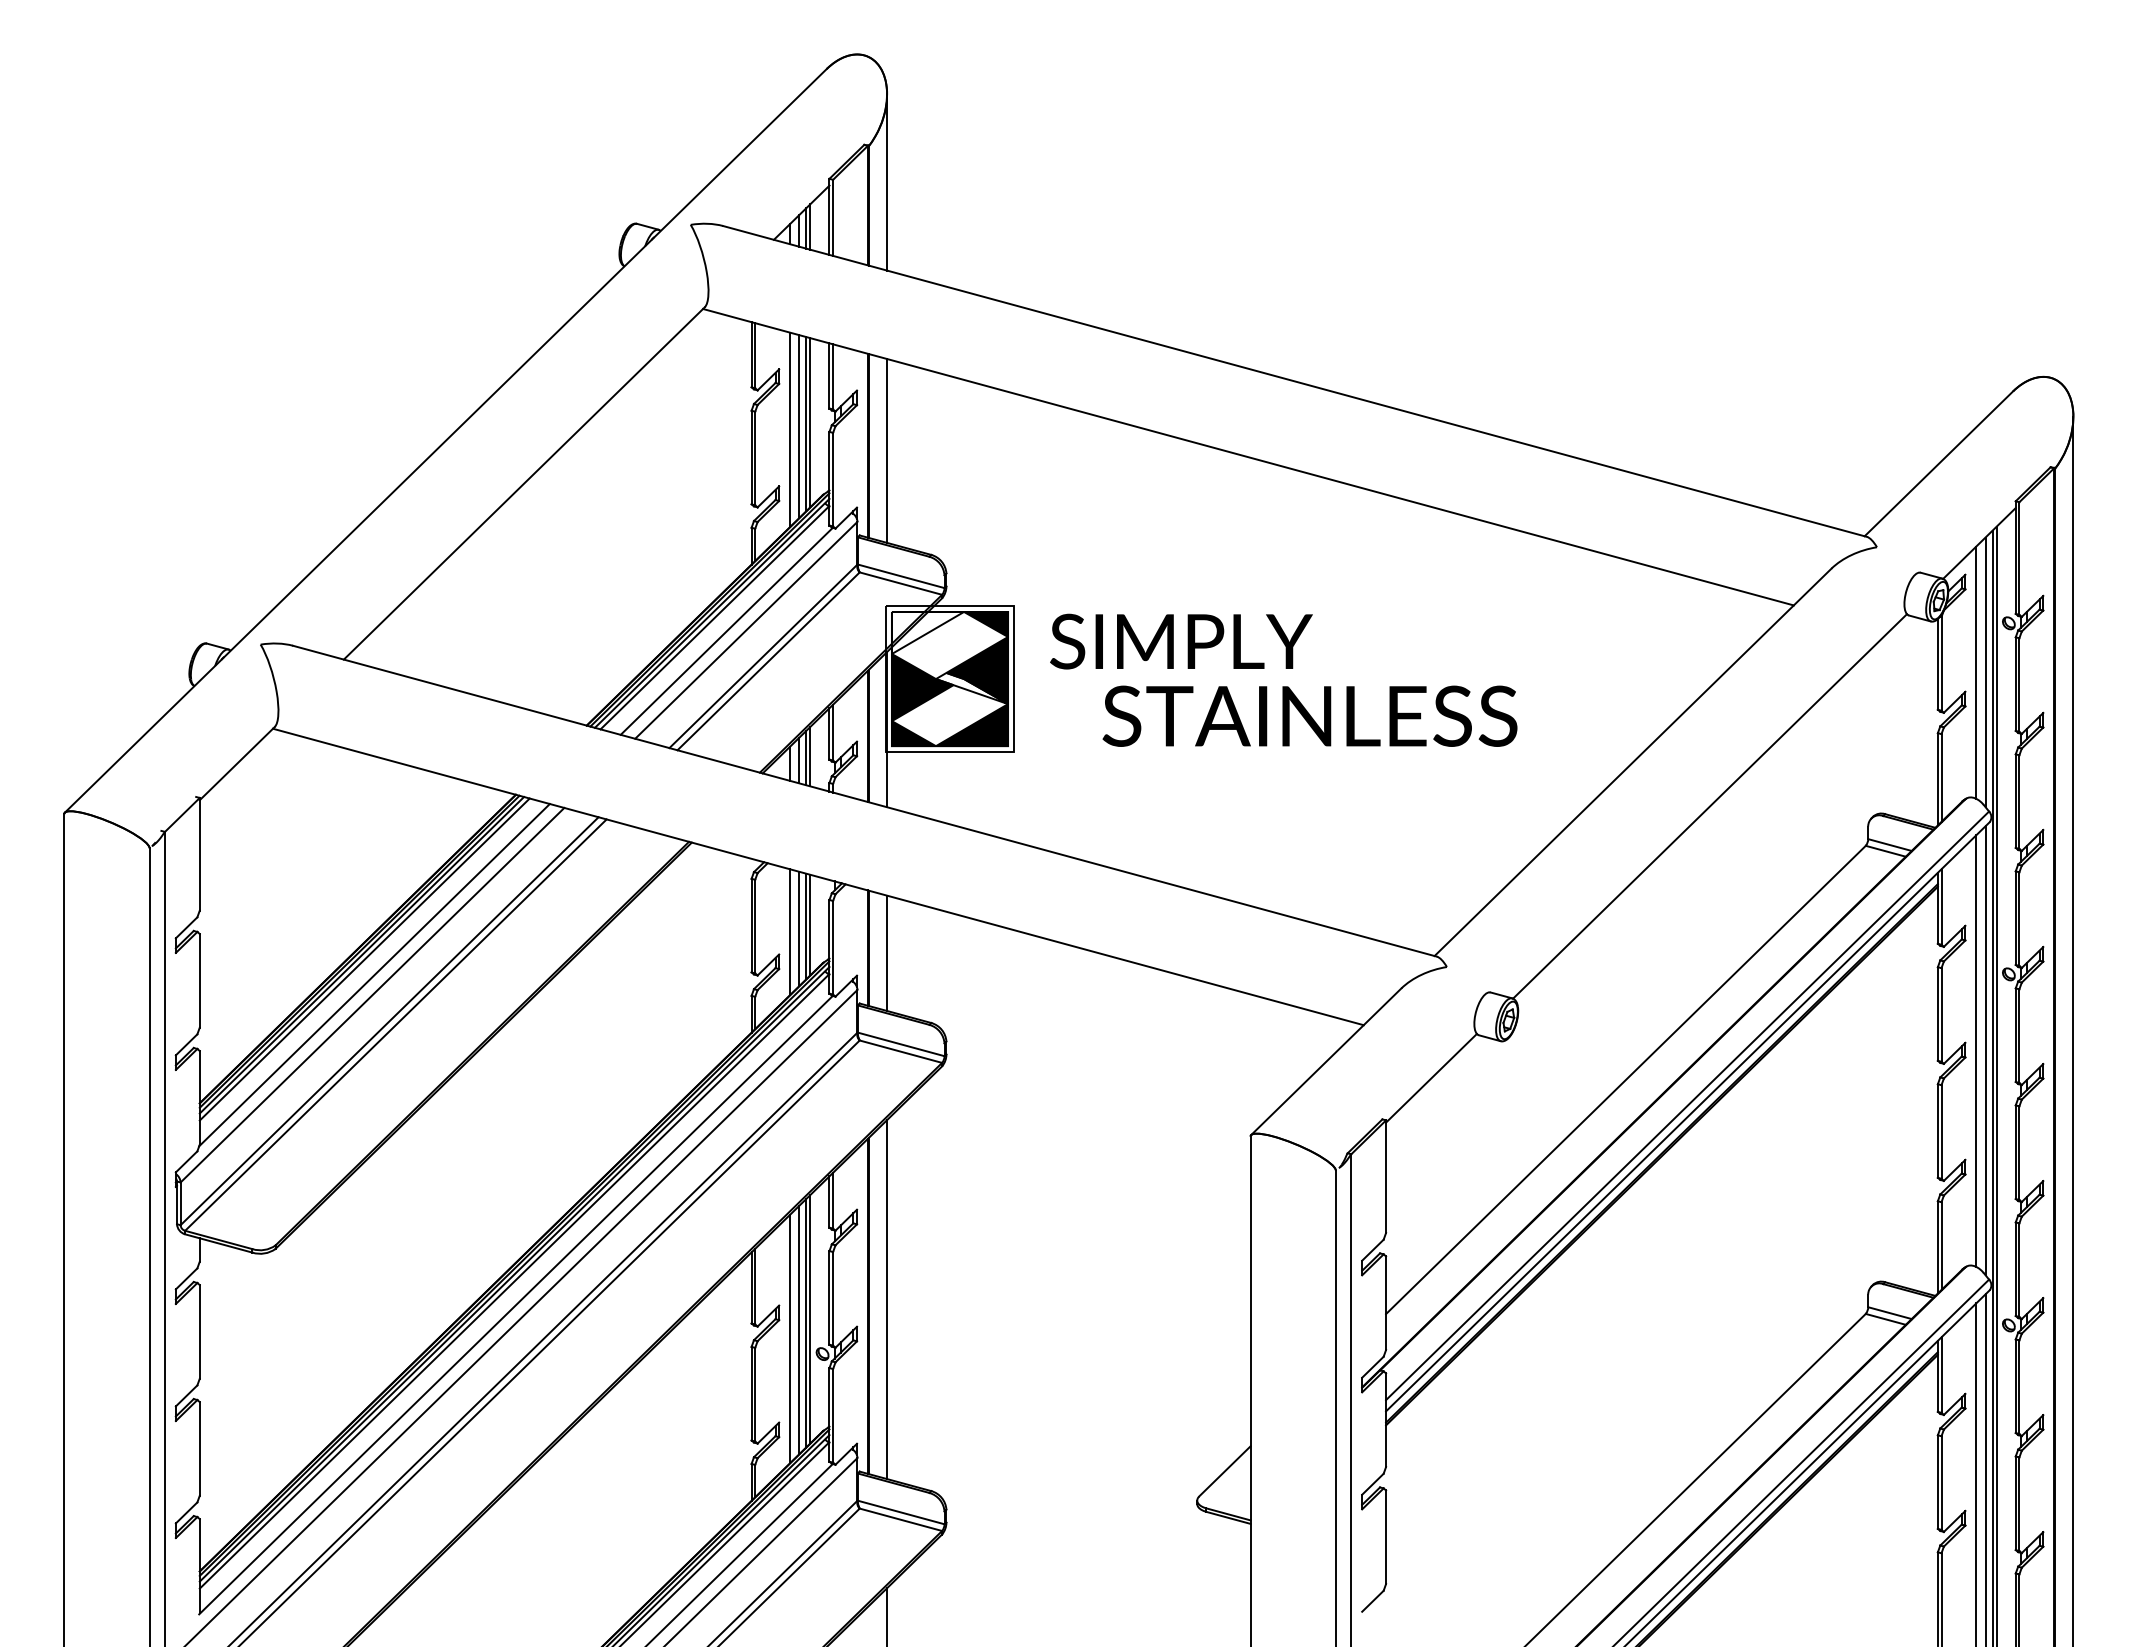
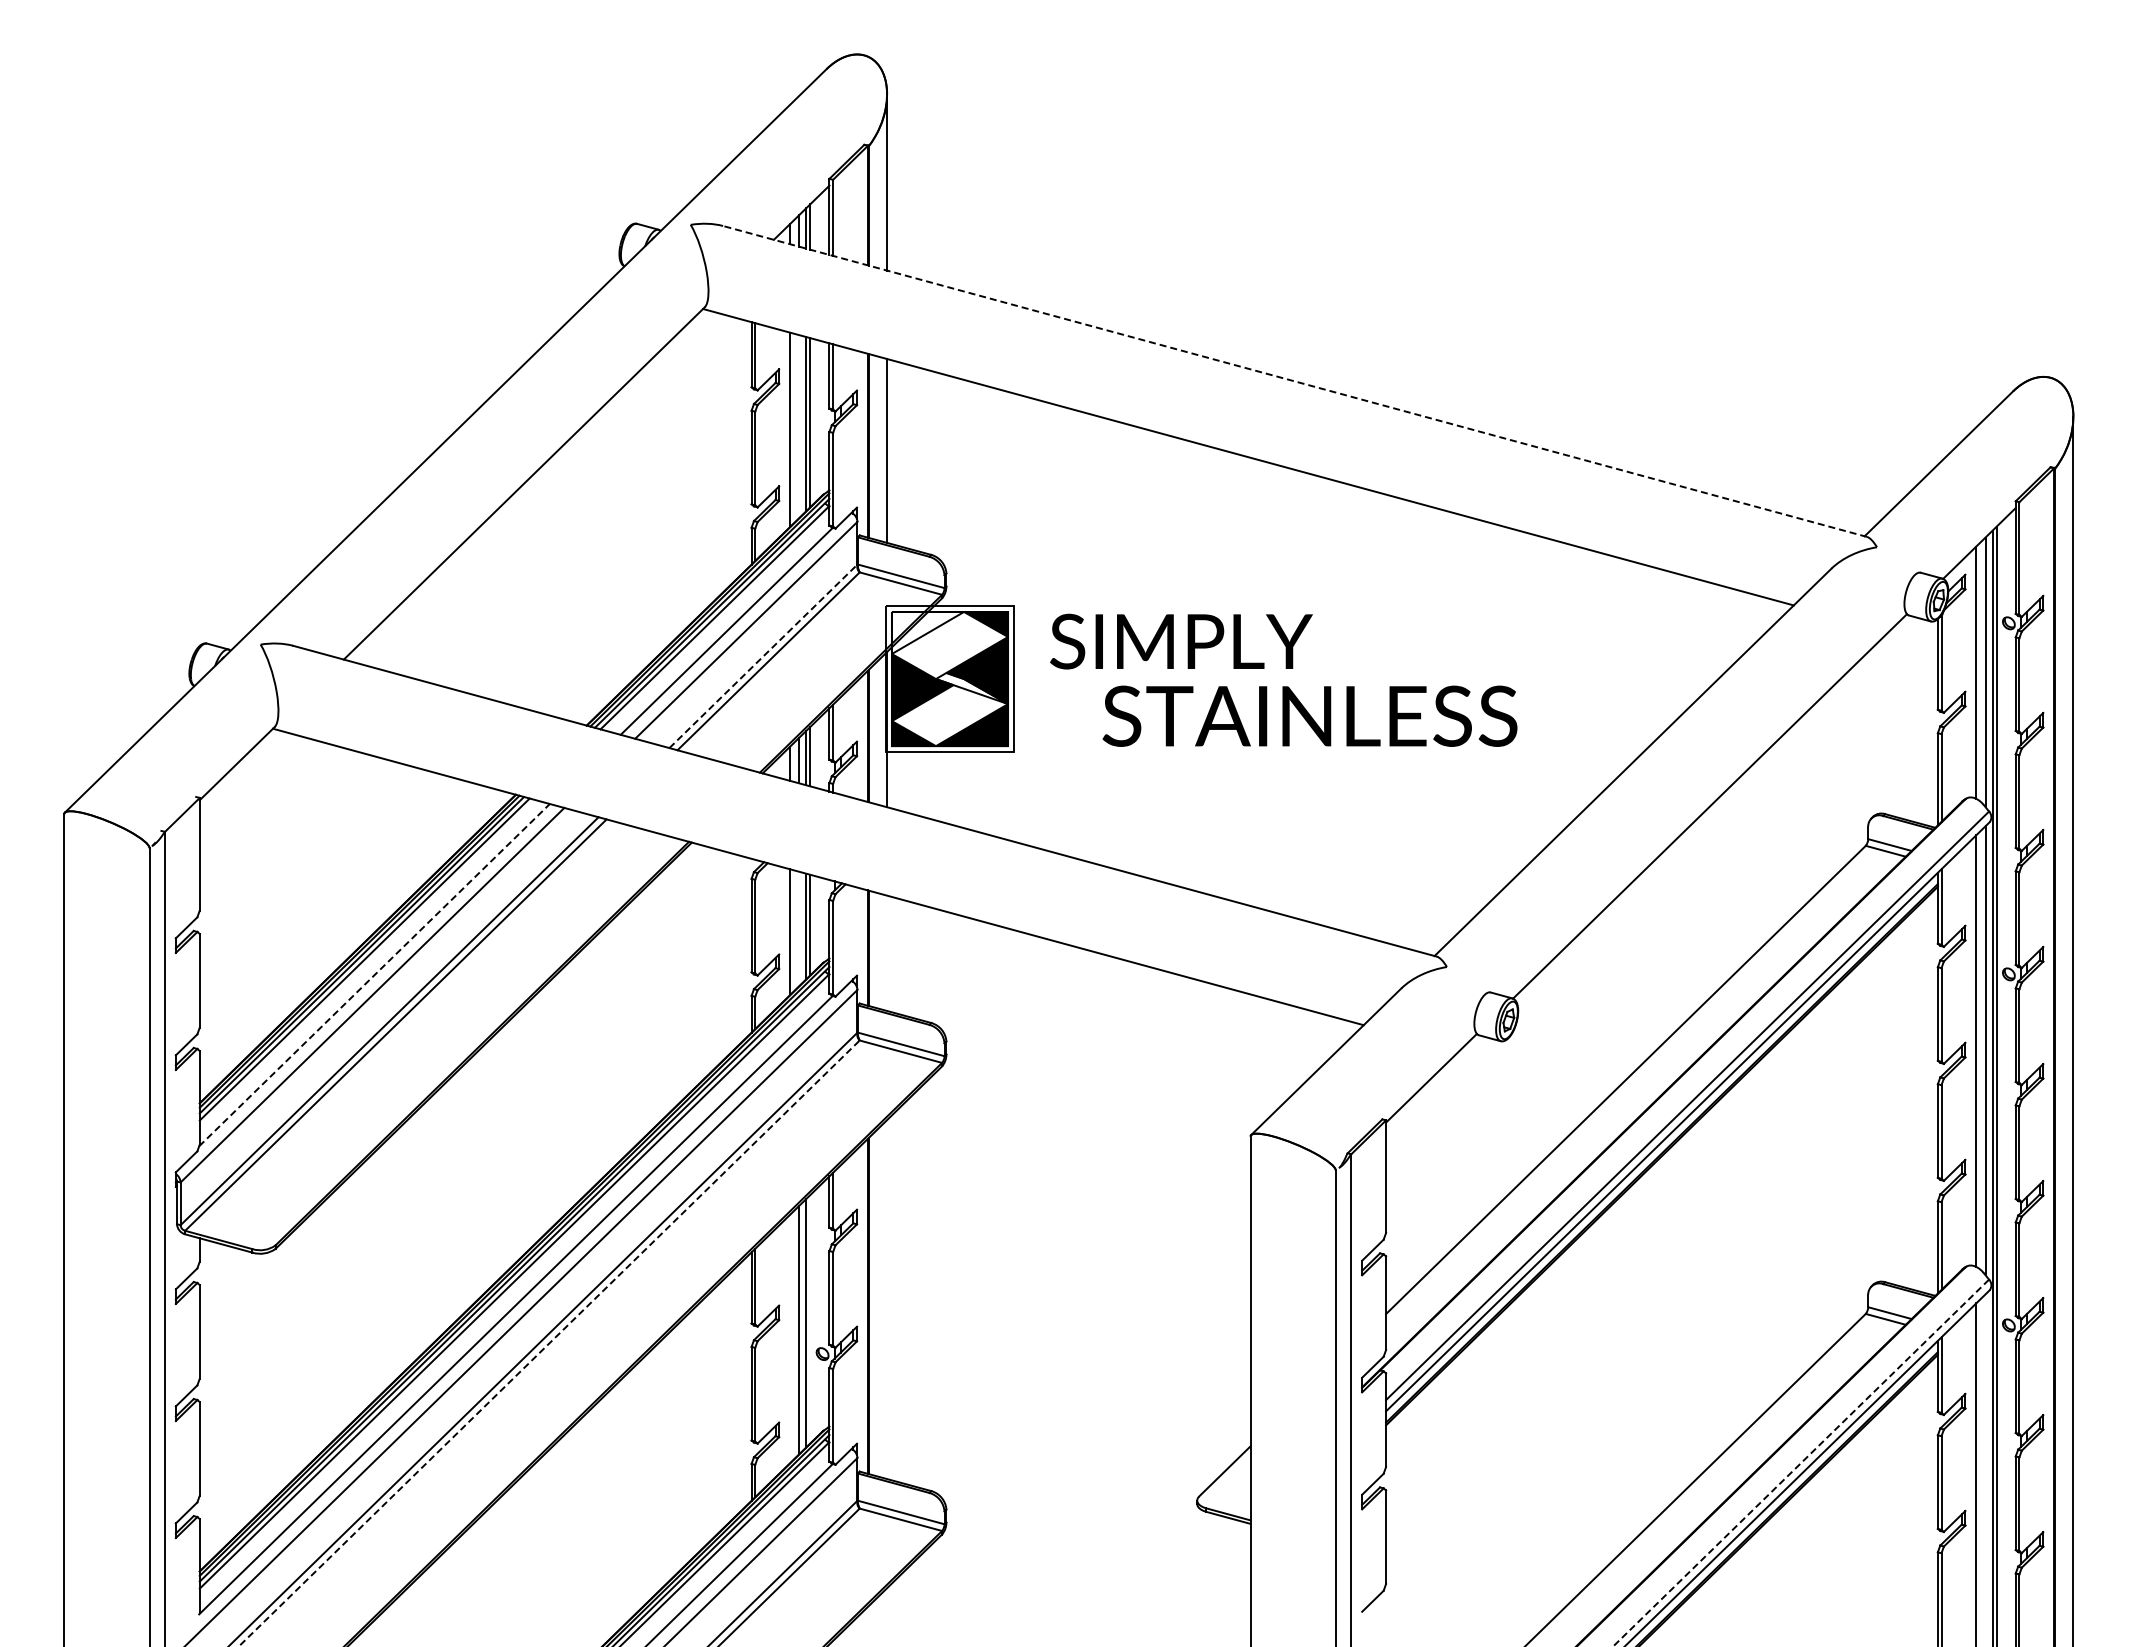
line: solid -> dashed (1295, 381)
line: present -> none (799, 426)
line: solid -> dashed (763, 655)
line: present -> none (799, 928)
line: present -> none (887, 952)
line: solid -> dashed (374, 974)
line: present -> none (887, 1299)
line: present -> none (810, 1318)
line: present -> none (790, 1338)
line: solid -> dashed (549, 1343)
line: solid -> dashed (1800, 1463)
line: present -> none (1985, 1468)
line: present -> none (887, 1615)
